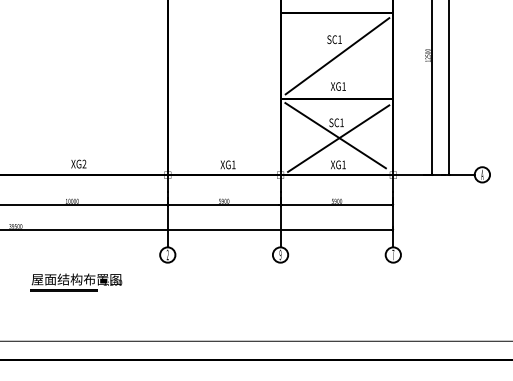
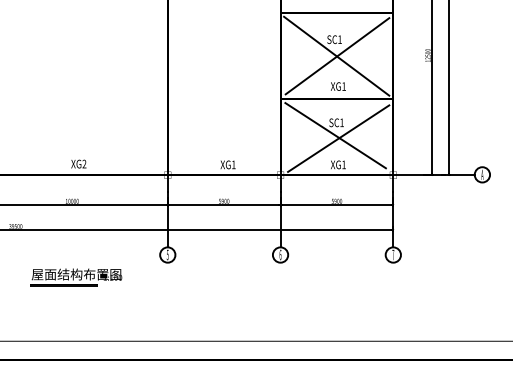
line: none -> present (336, 55)
text: 9 -> 6 (280, 254)
text: 2 -> 5 (167, 255)
part position: (76, 282) -> (76, 277) (76, 277)
